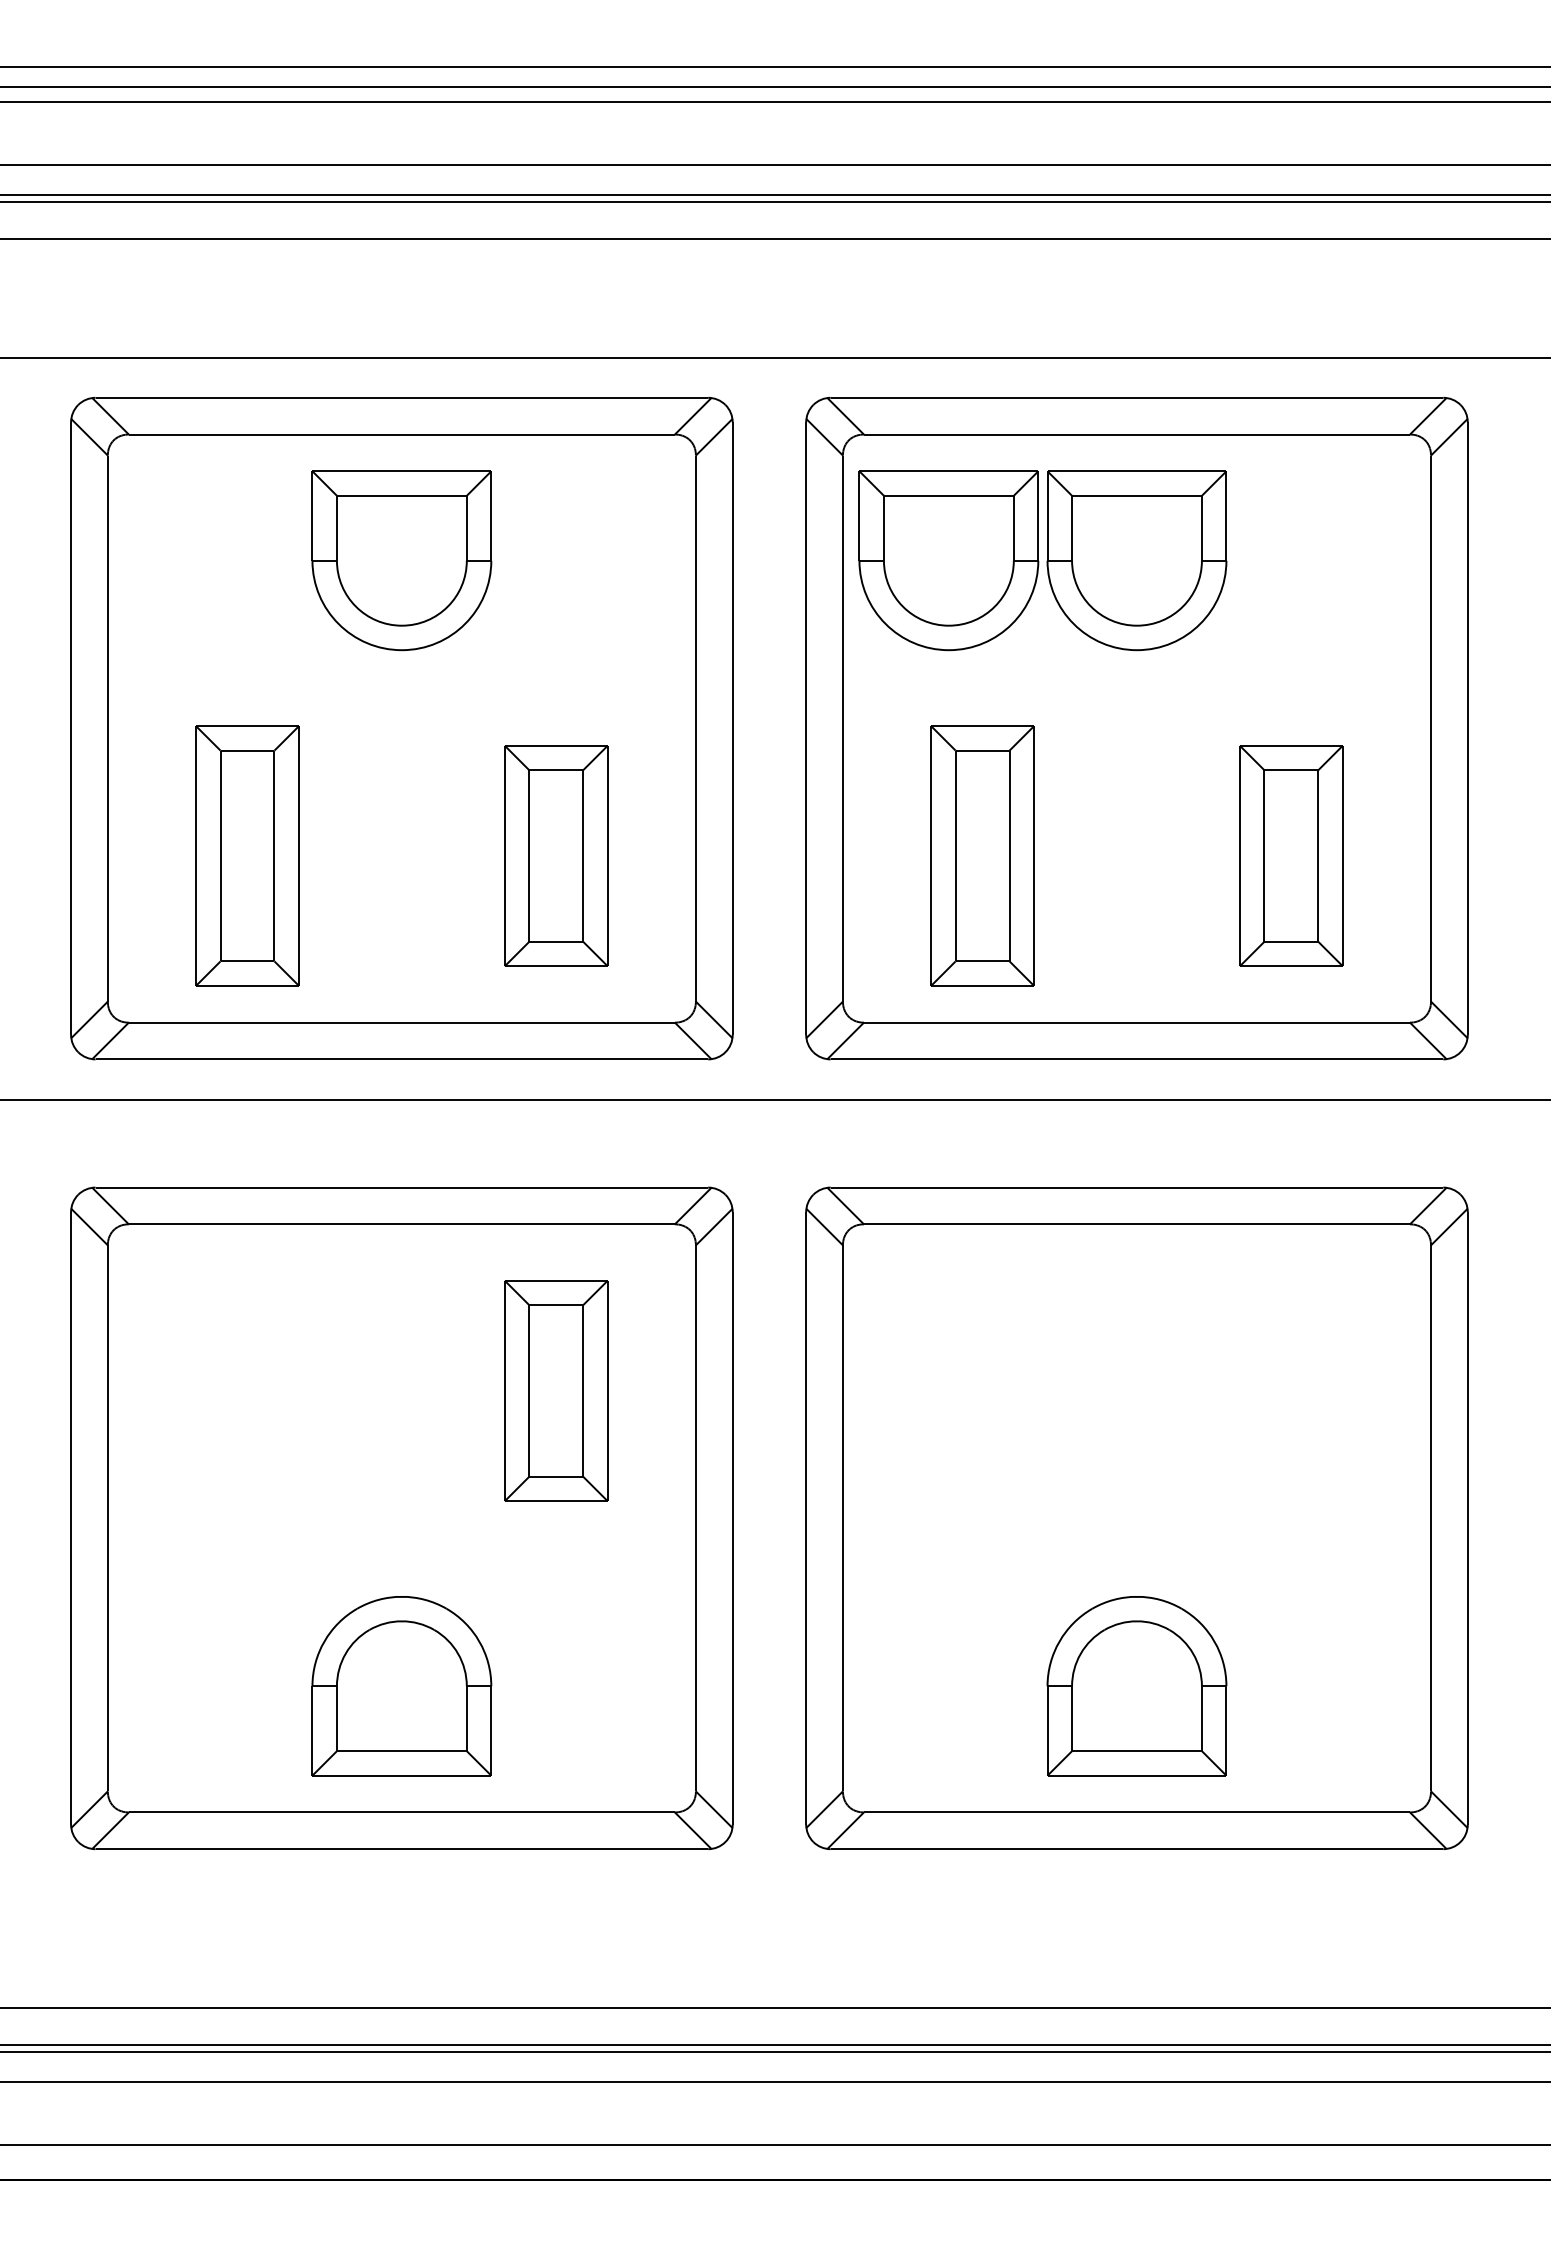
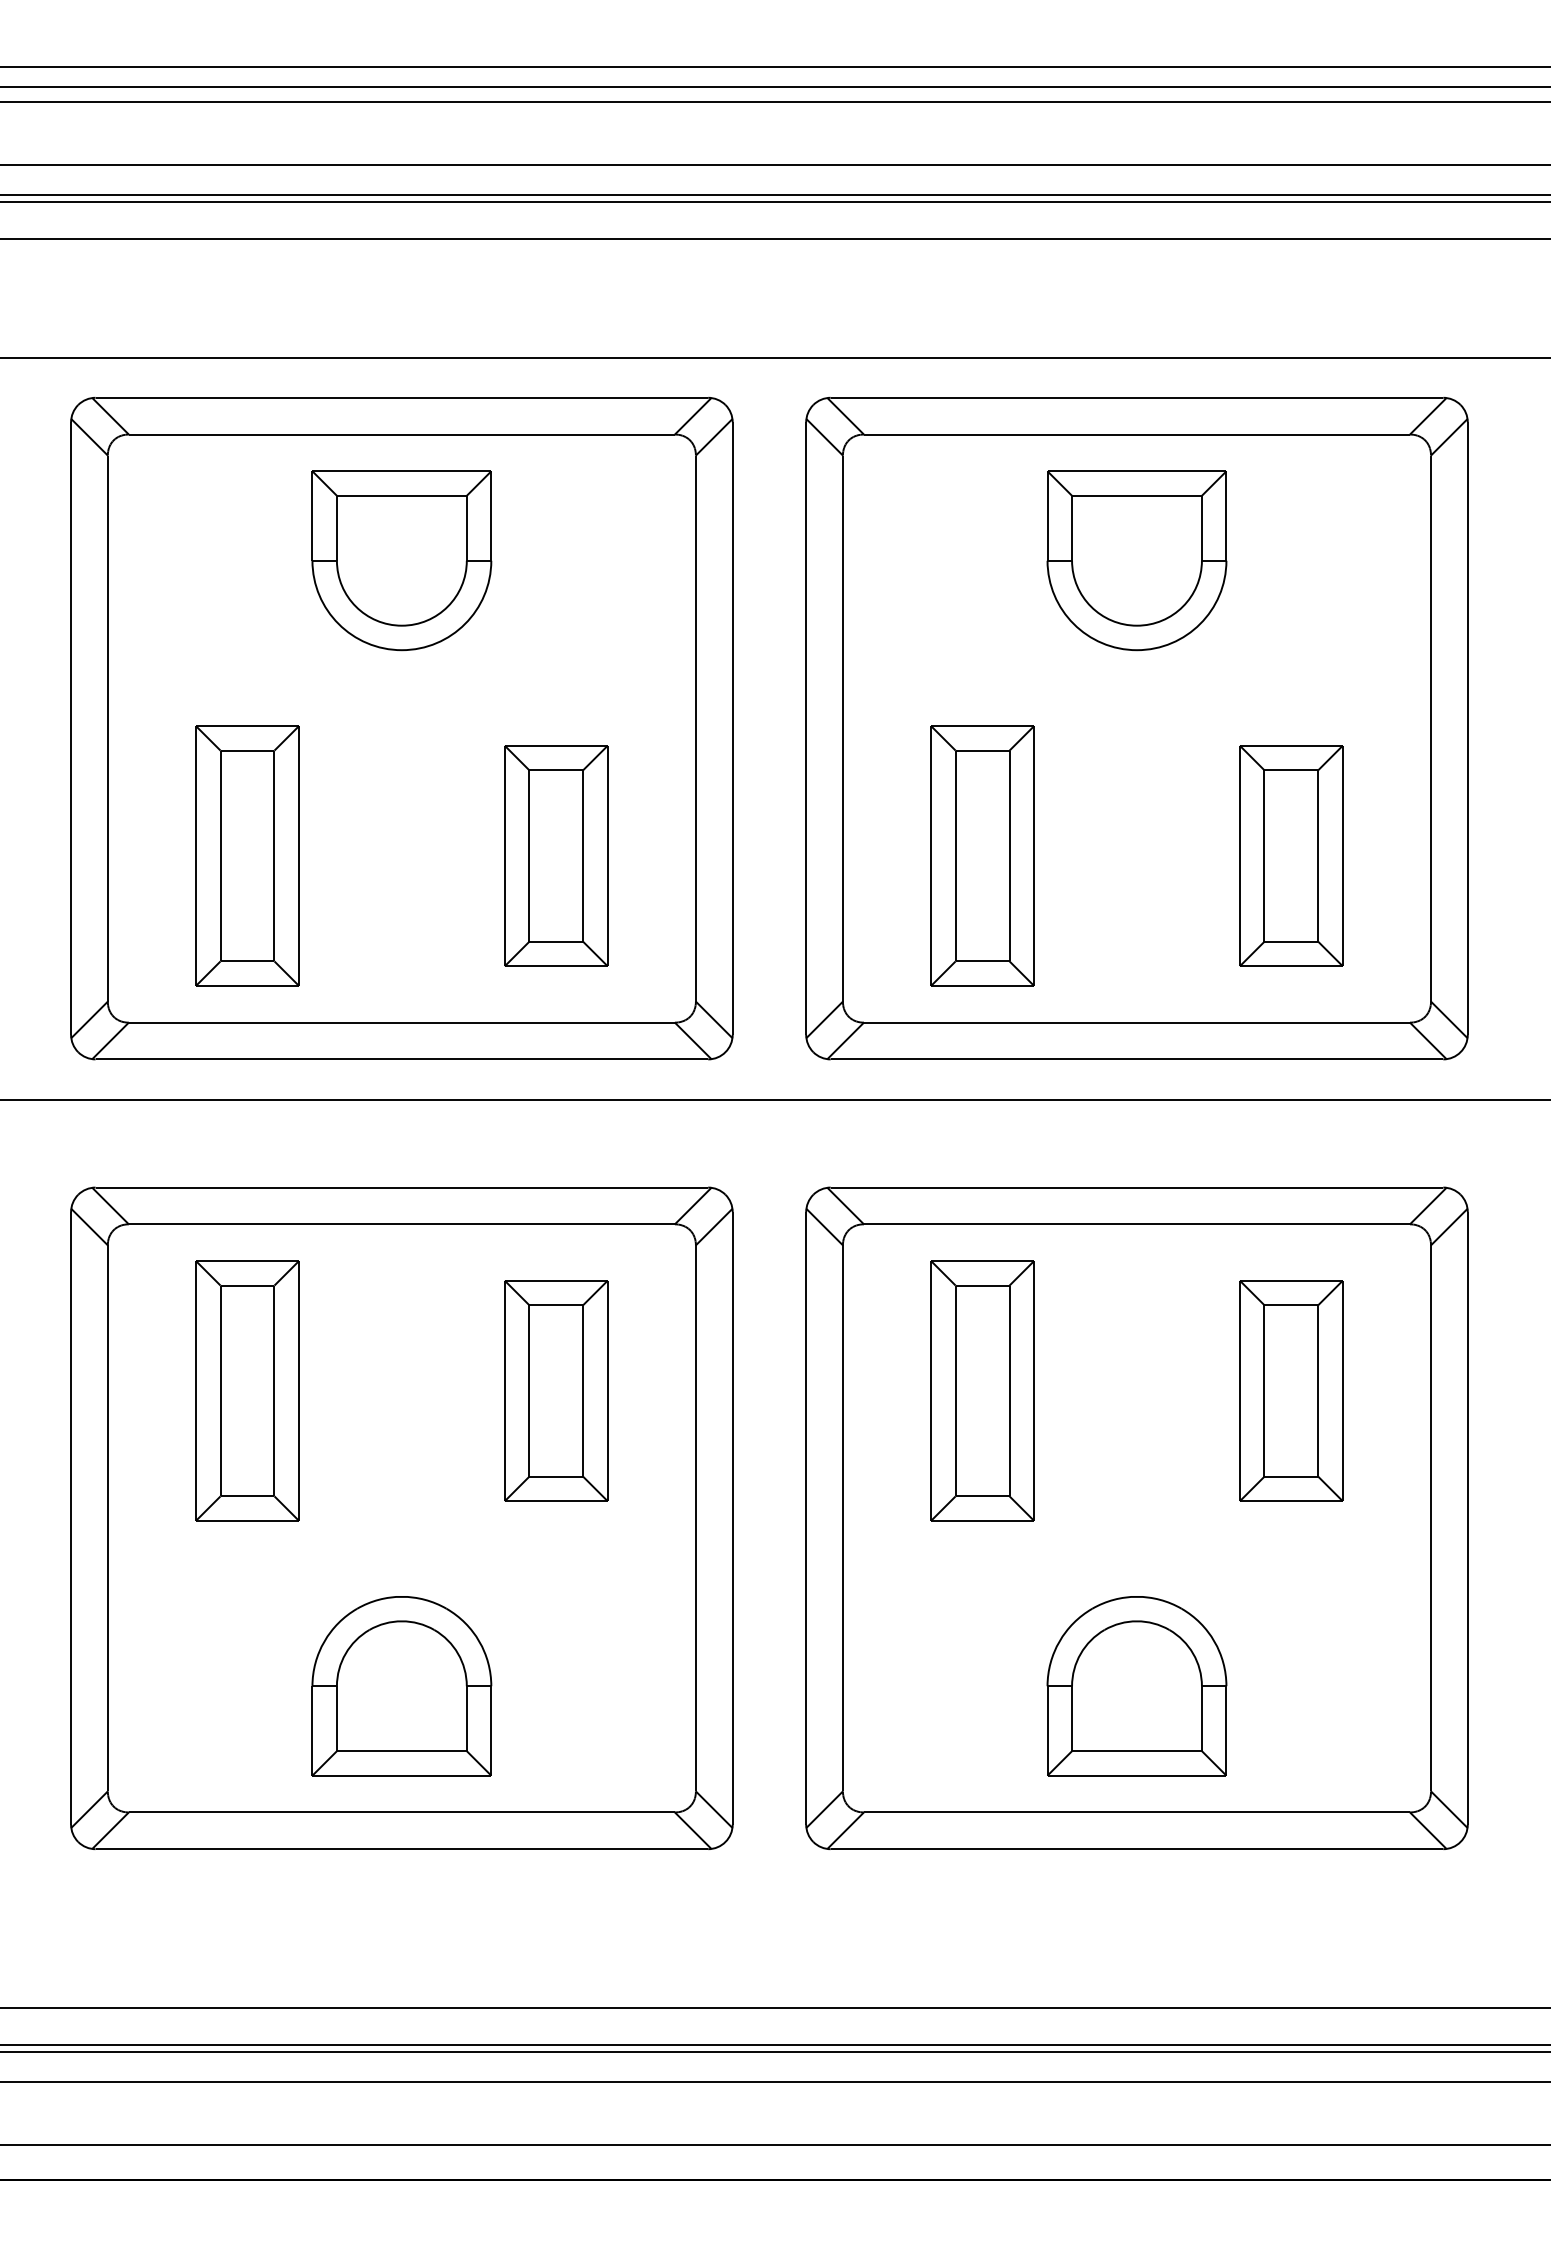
part: present -> none (948, 560)
part: none -> present (247, 1390)
part: none -> present (982, 1390)
part: none -> present (1291, 1390)
